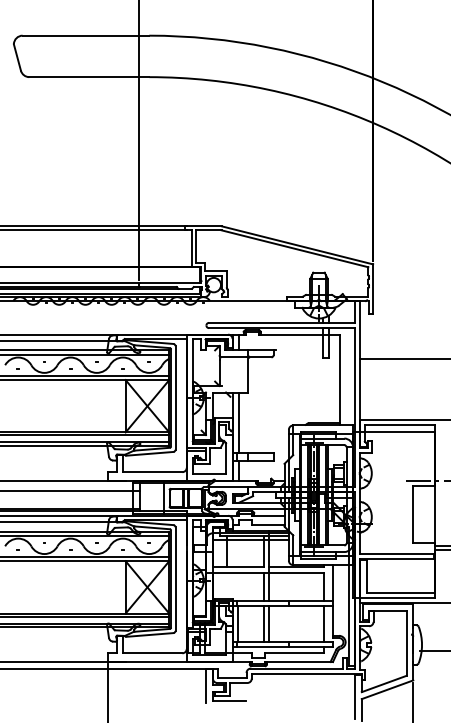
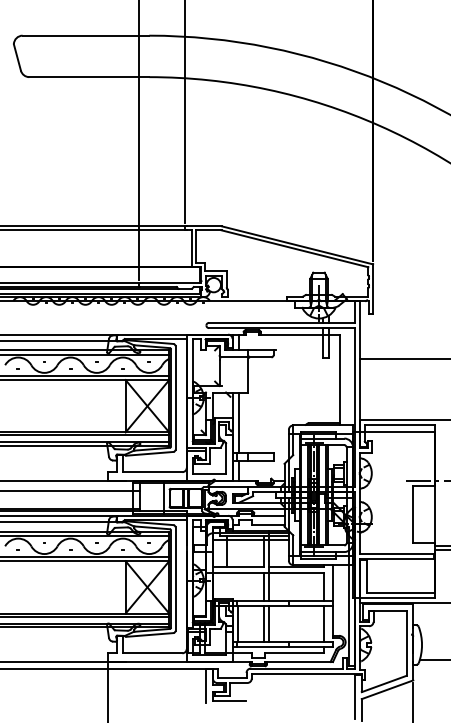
line: none -> present (185, 112)
line position: (433, 650) -> (433, 659) (433, 659)
